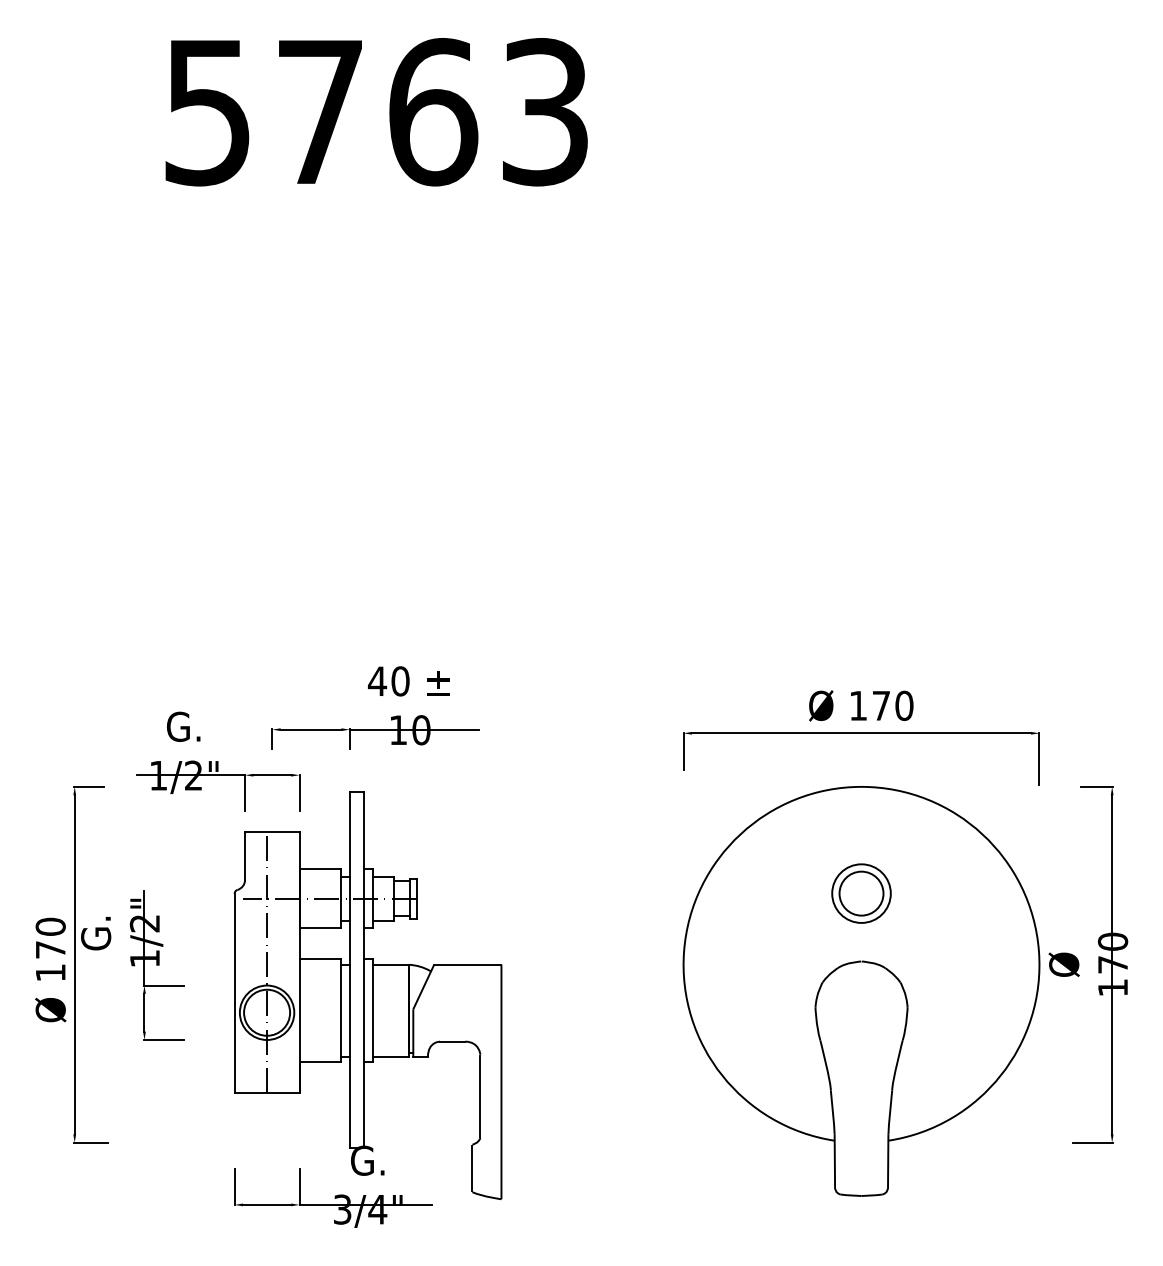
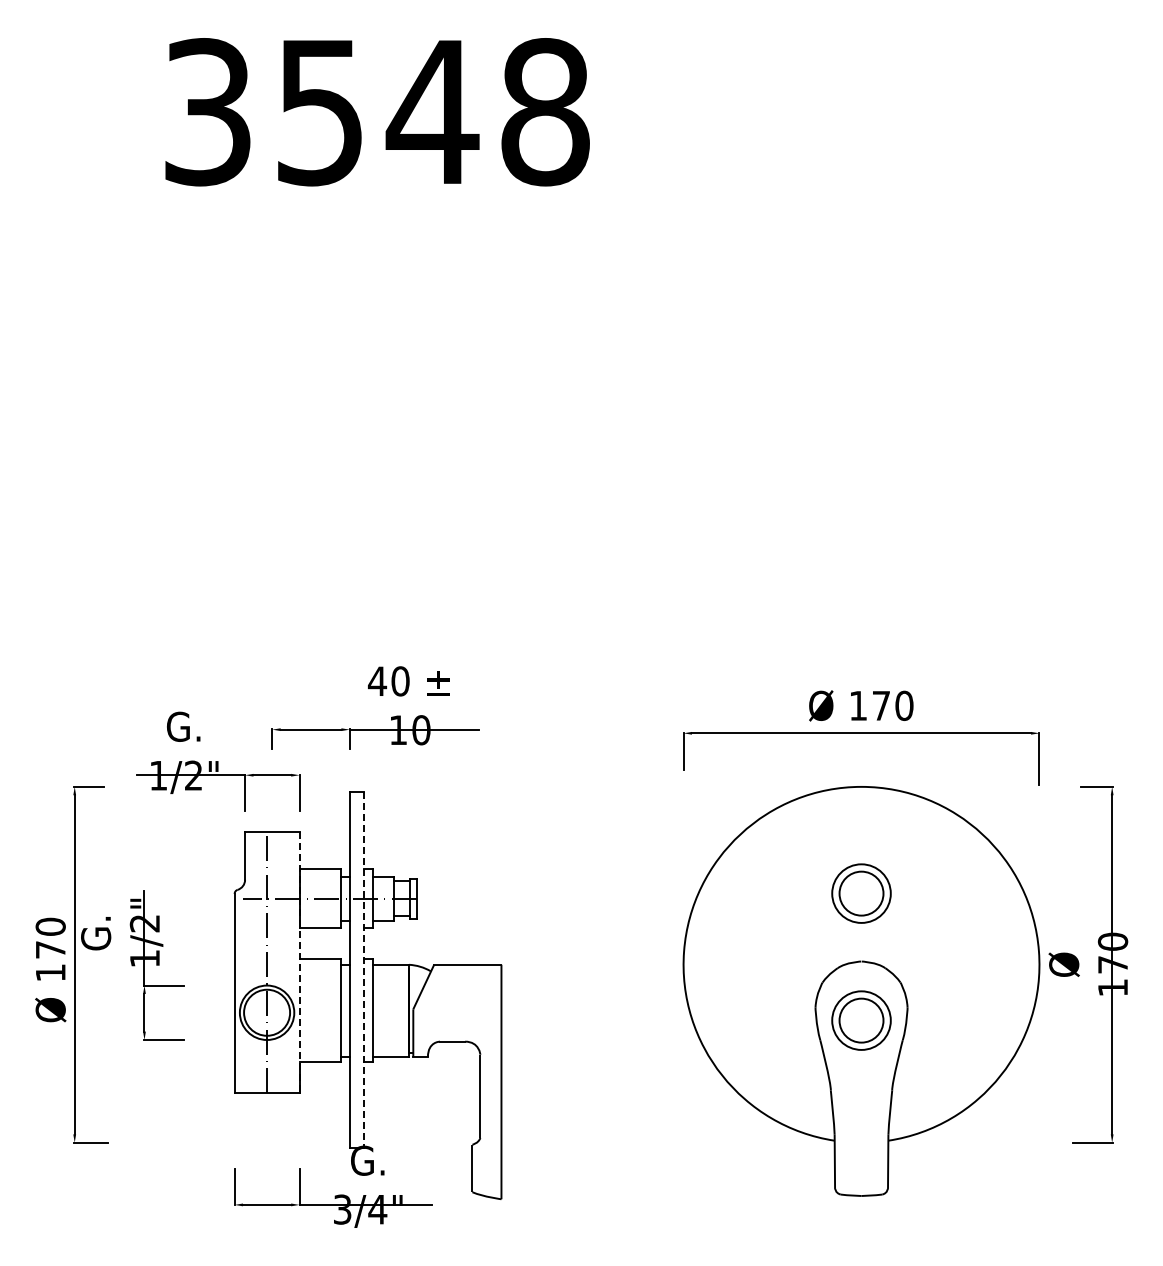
text: 5763 -> 3548 (377, 112)
line: solid -> dashed (299, 962)
line: solid -> dashed (364, 969)
part: none -> present (861, 1020)
